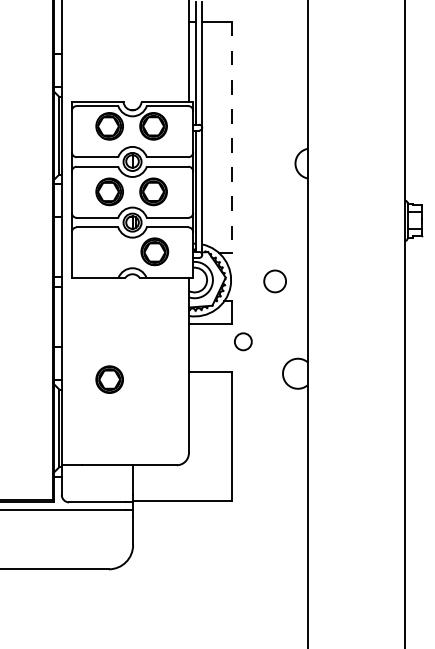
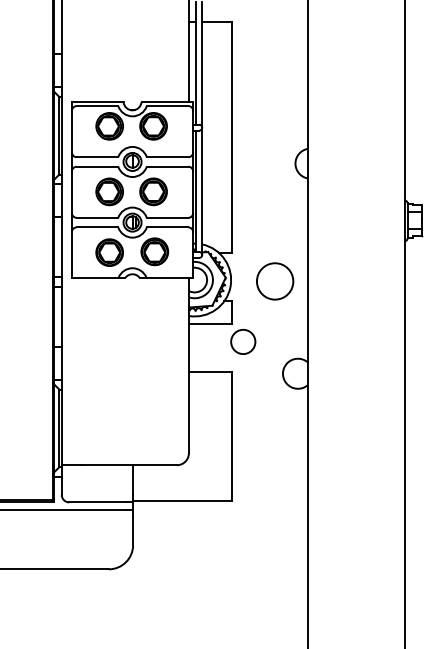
line: dashed -> solid (231, 137)
circle diameter: 22 px -> 36 px (274, 281)
circle size: 19x20 px -> 27x27 px (243, 341)
part position: (109, 379) -> (109, 252) (109, 252)
